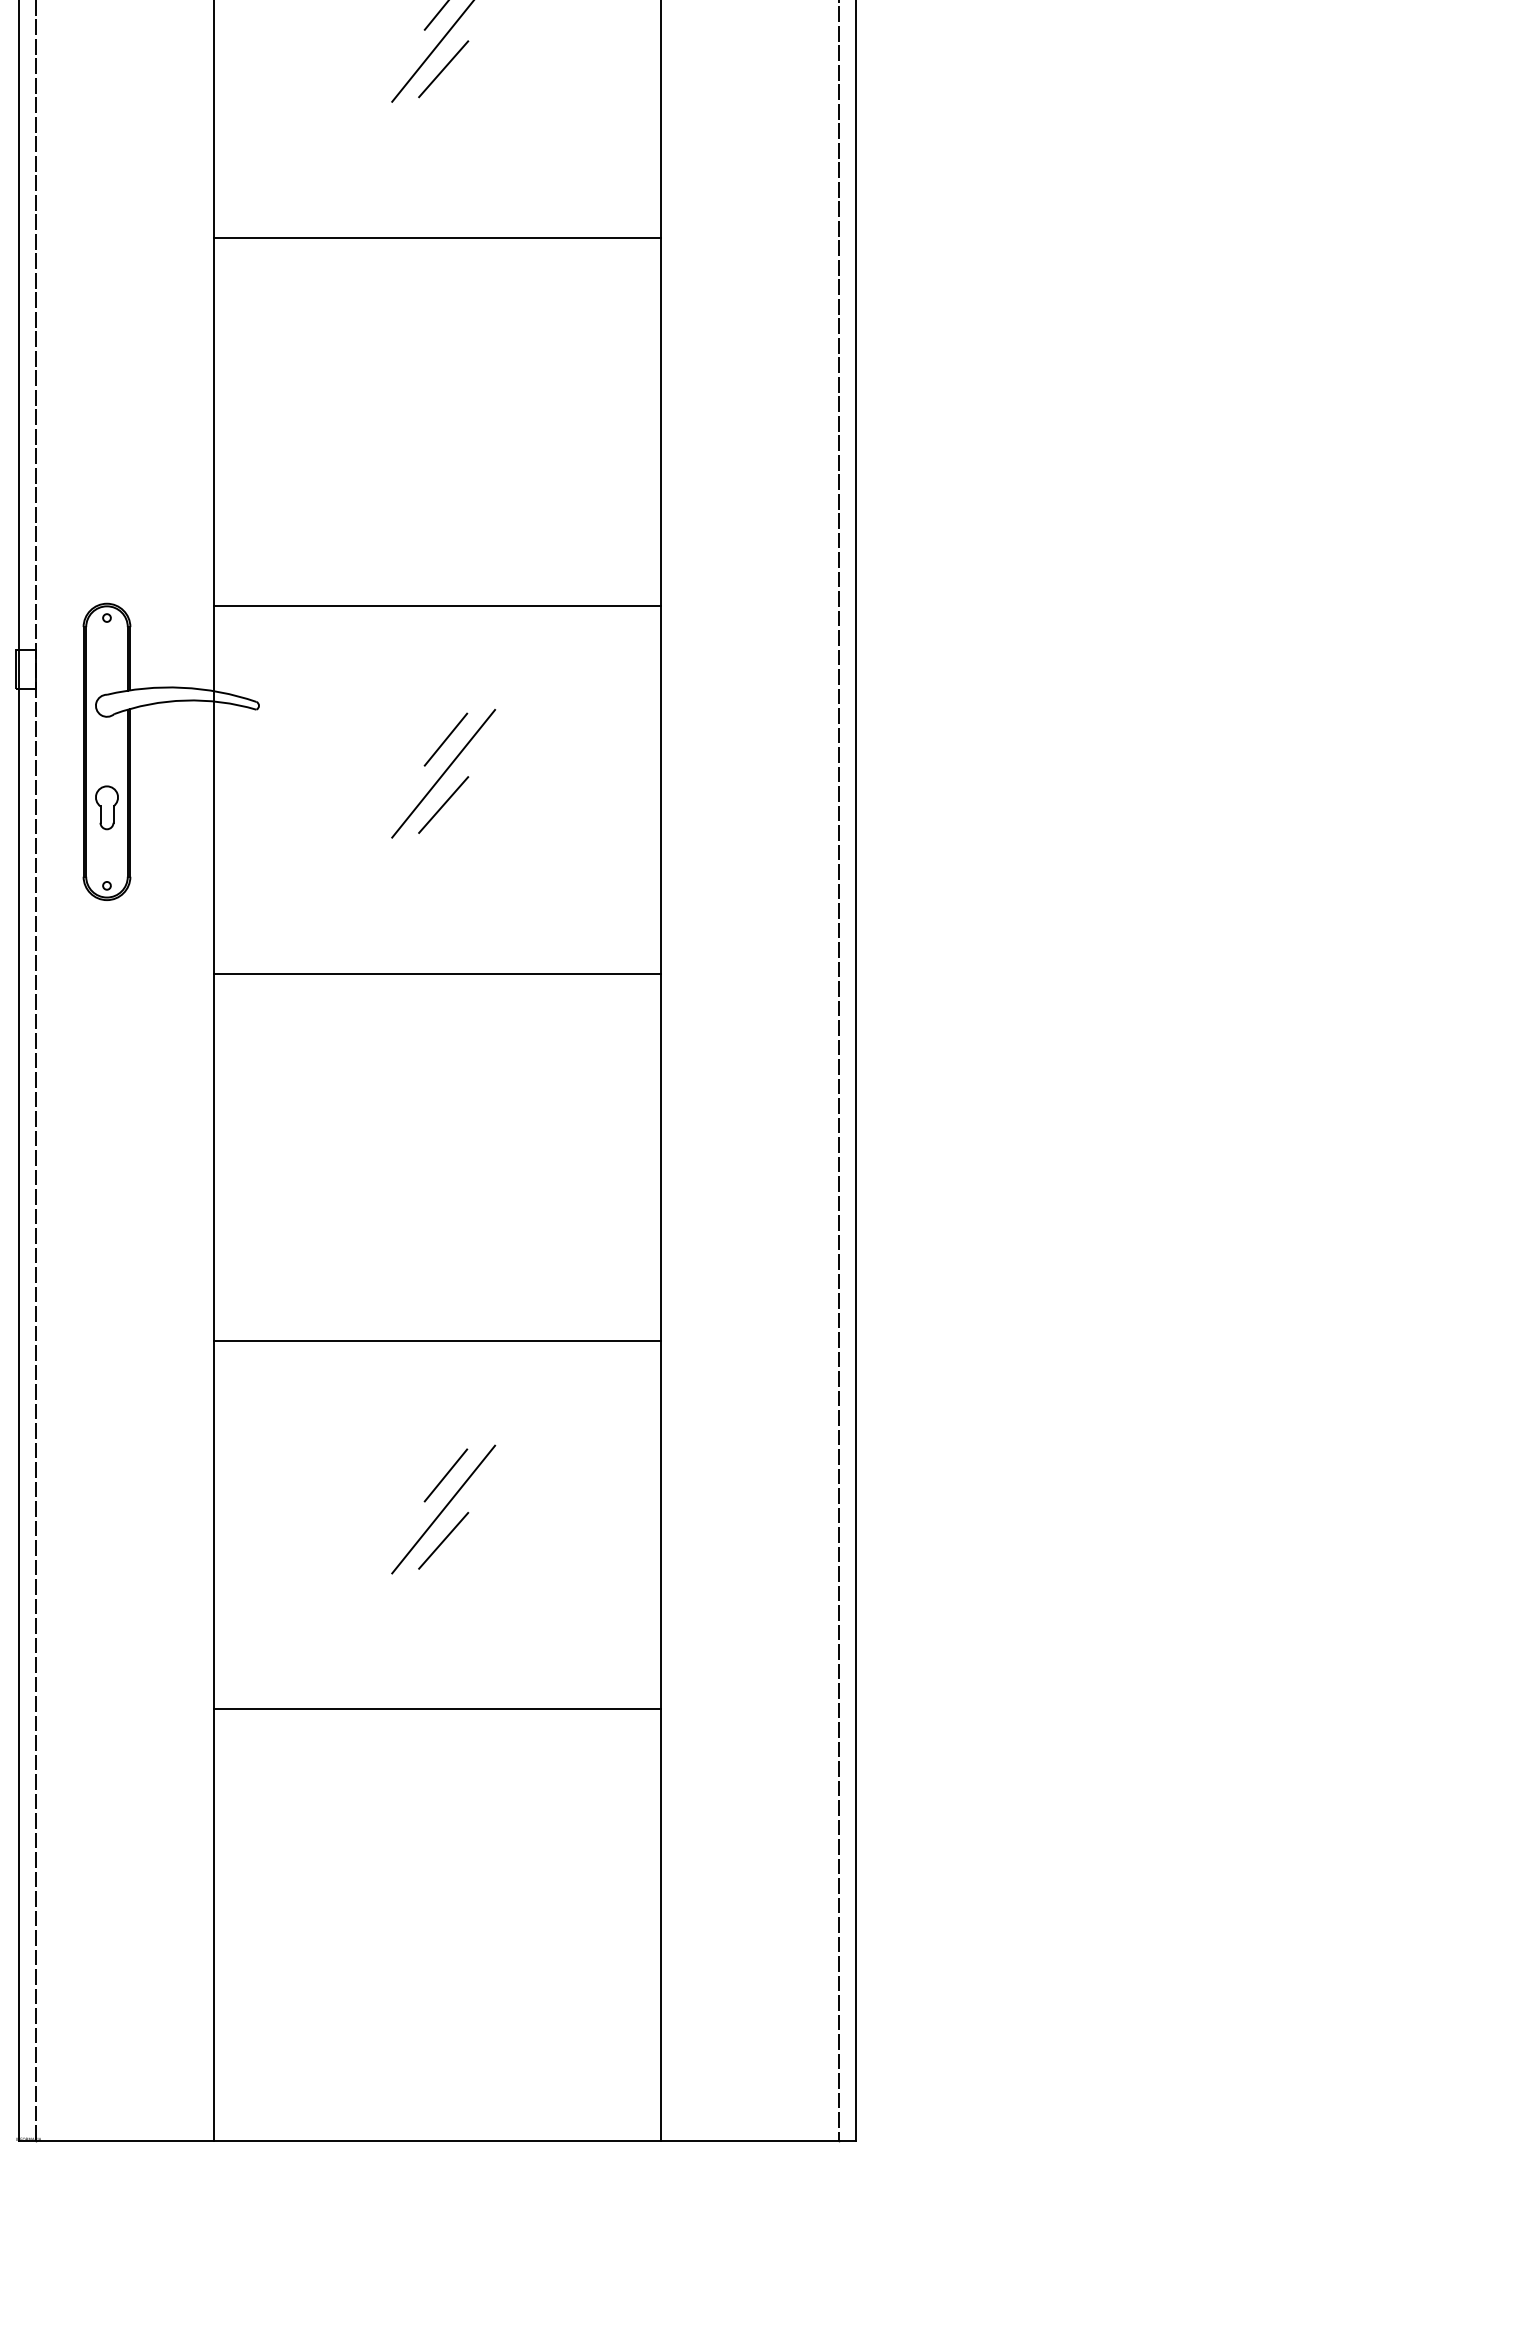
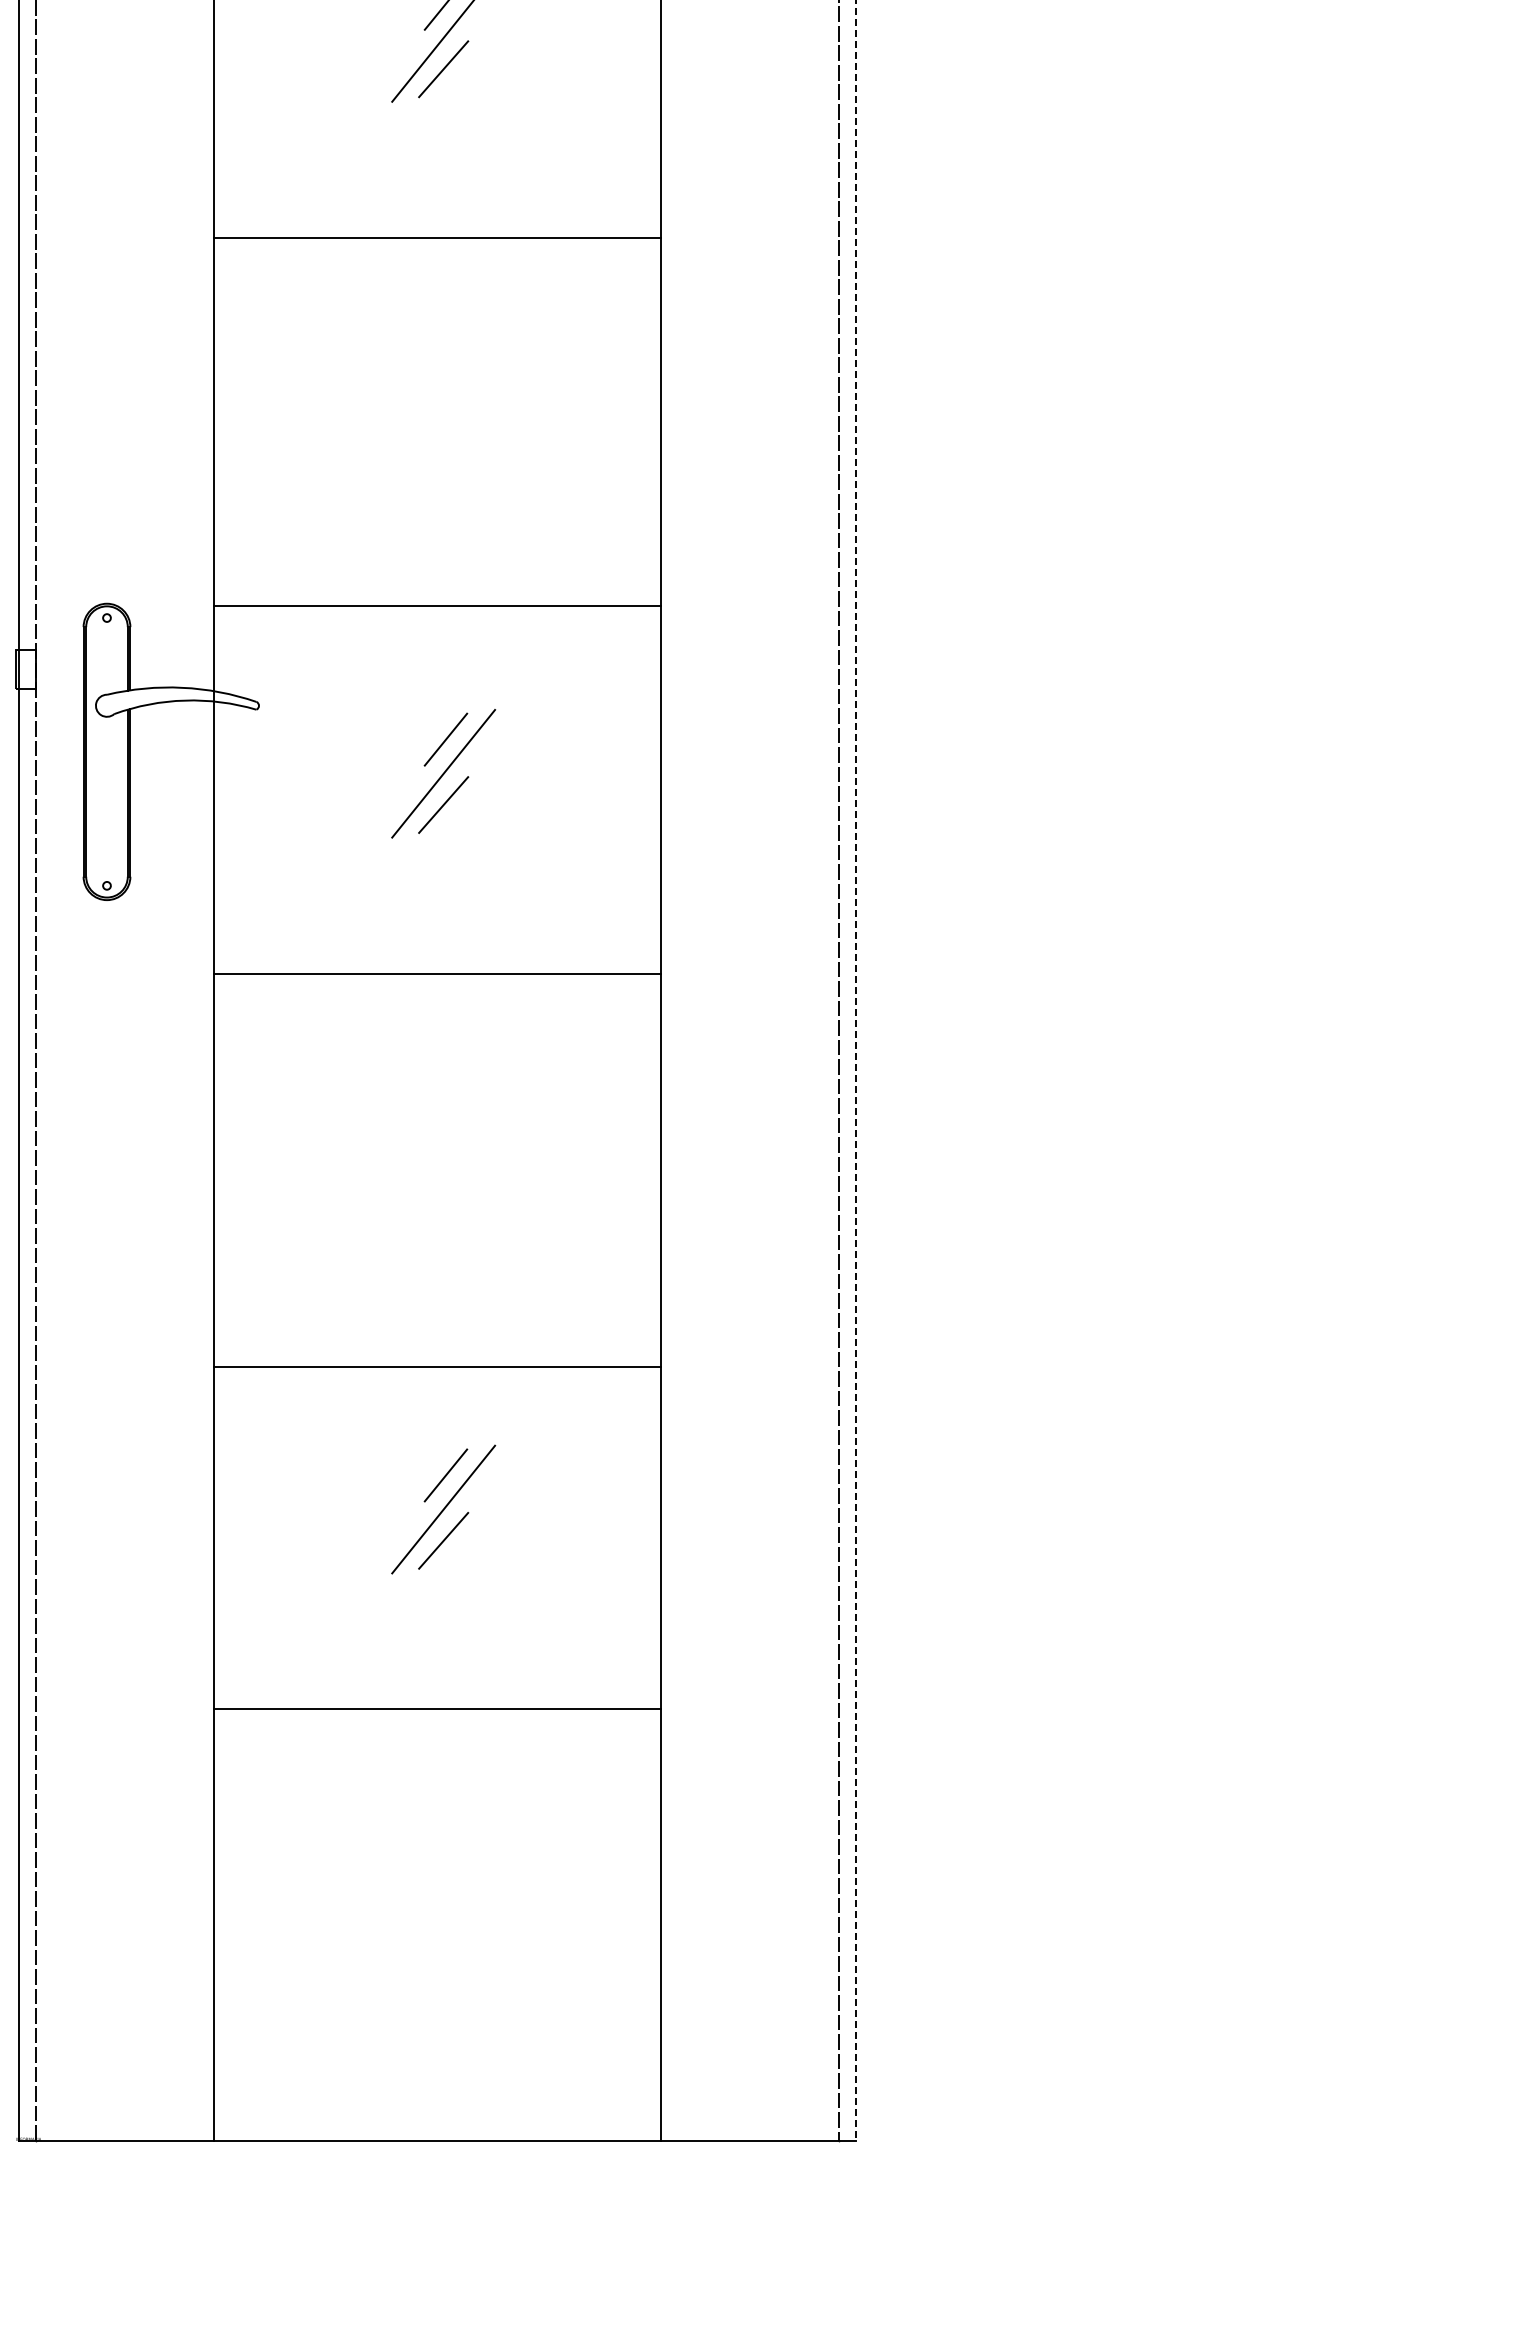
part: present -> none (106, 807)
line: solid -> dashed (855, 1071)
line position: (436, 1341) -> (436, 1367) (436, 1367)
